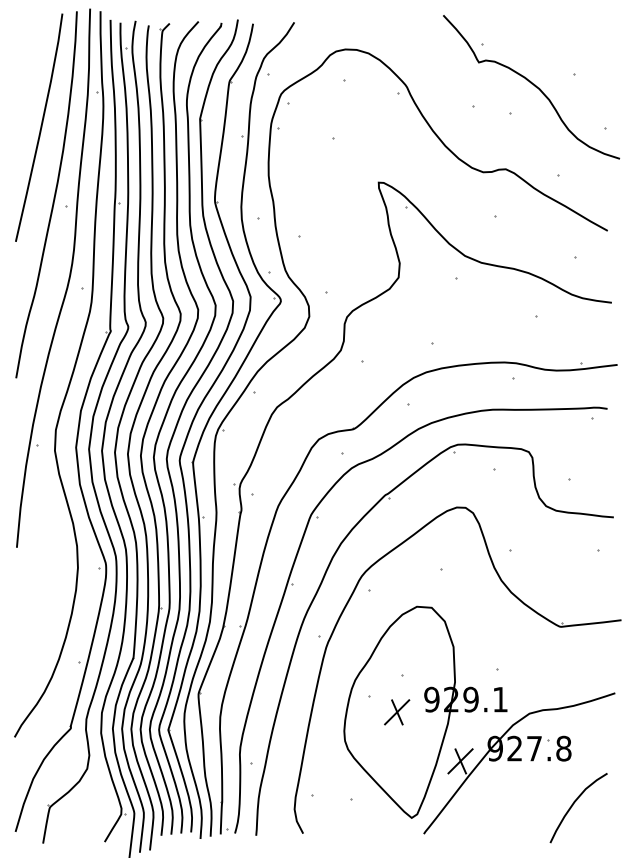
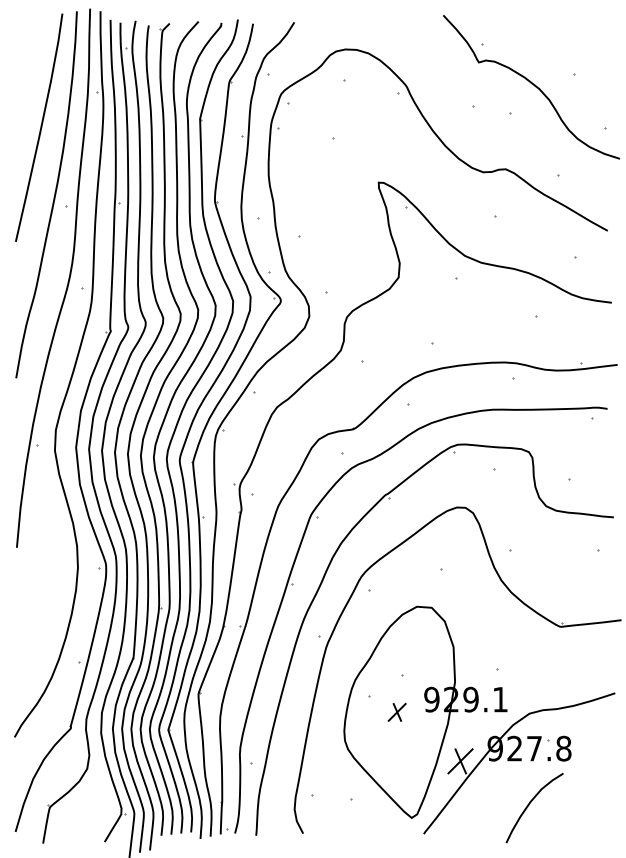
part size: 27x27 px -> 20x20 px (396, 711)
curve position: (573, 805) -> (529, 805) (529, 805)
